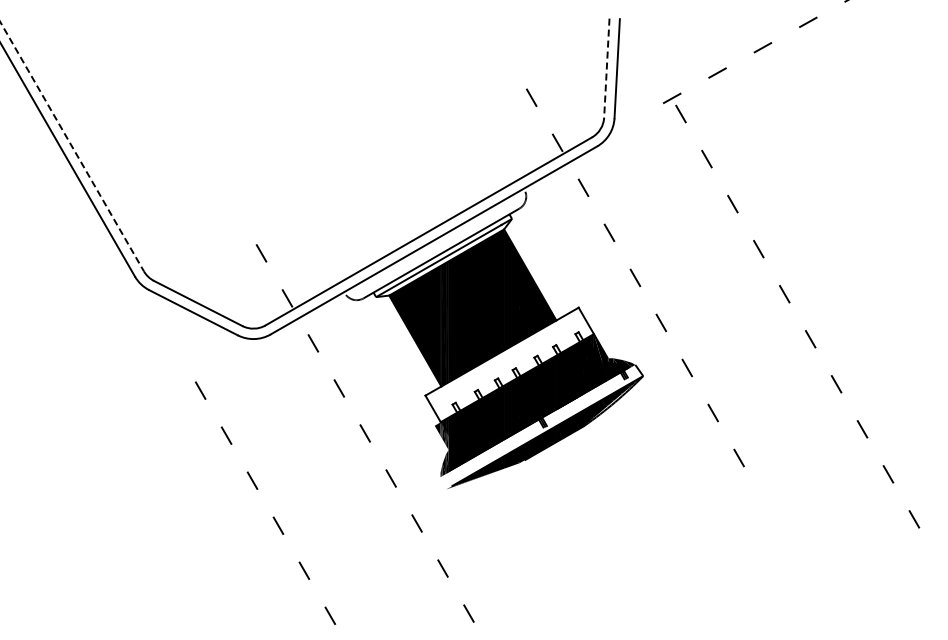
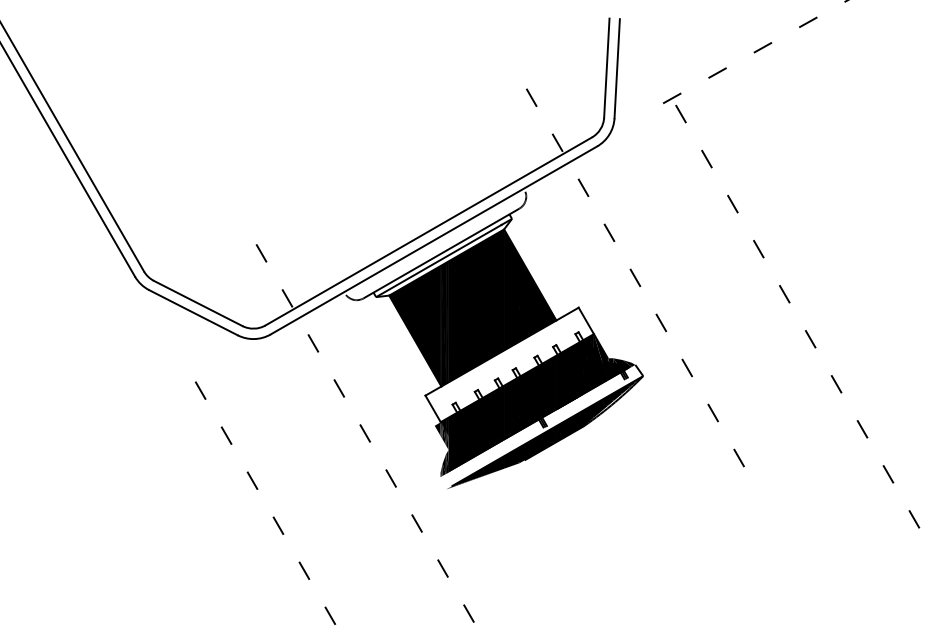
line: dashed -> solid (606, 68)
line: dashed -> solid (72, 146)
